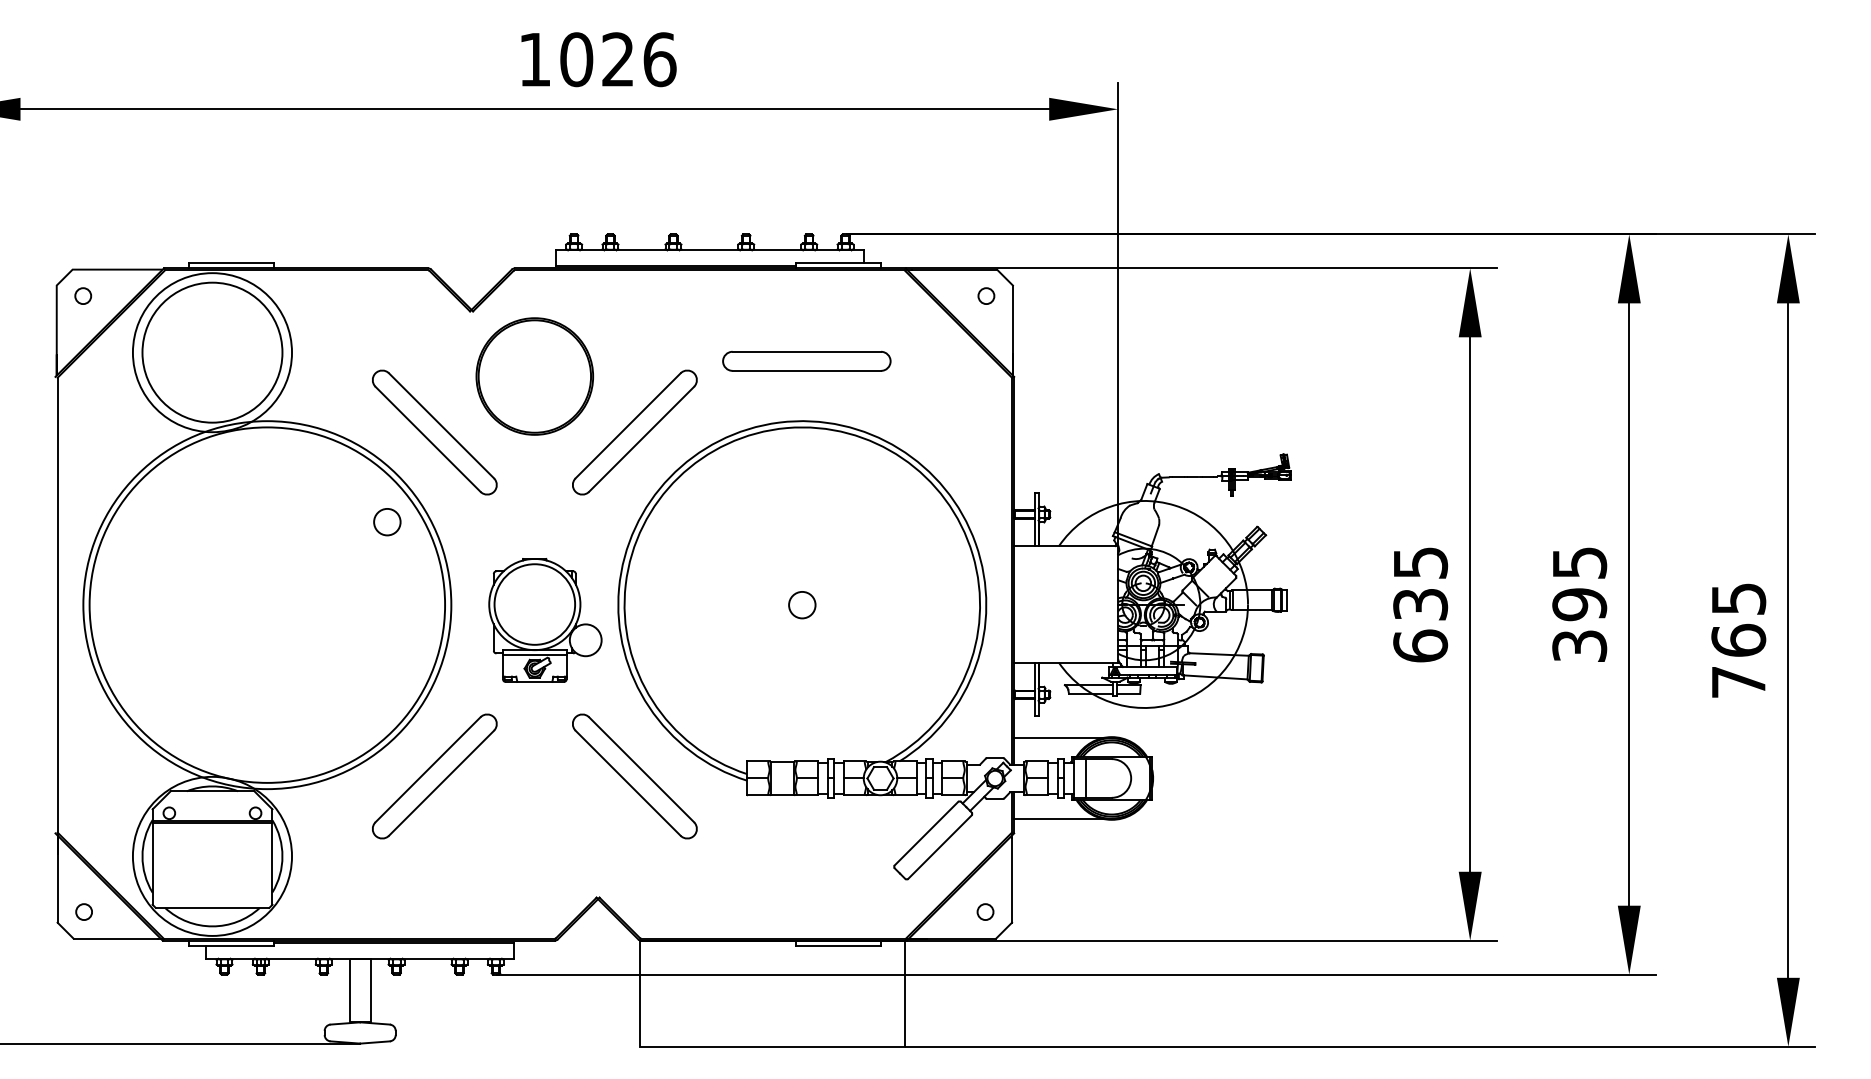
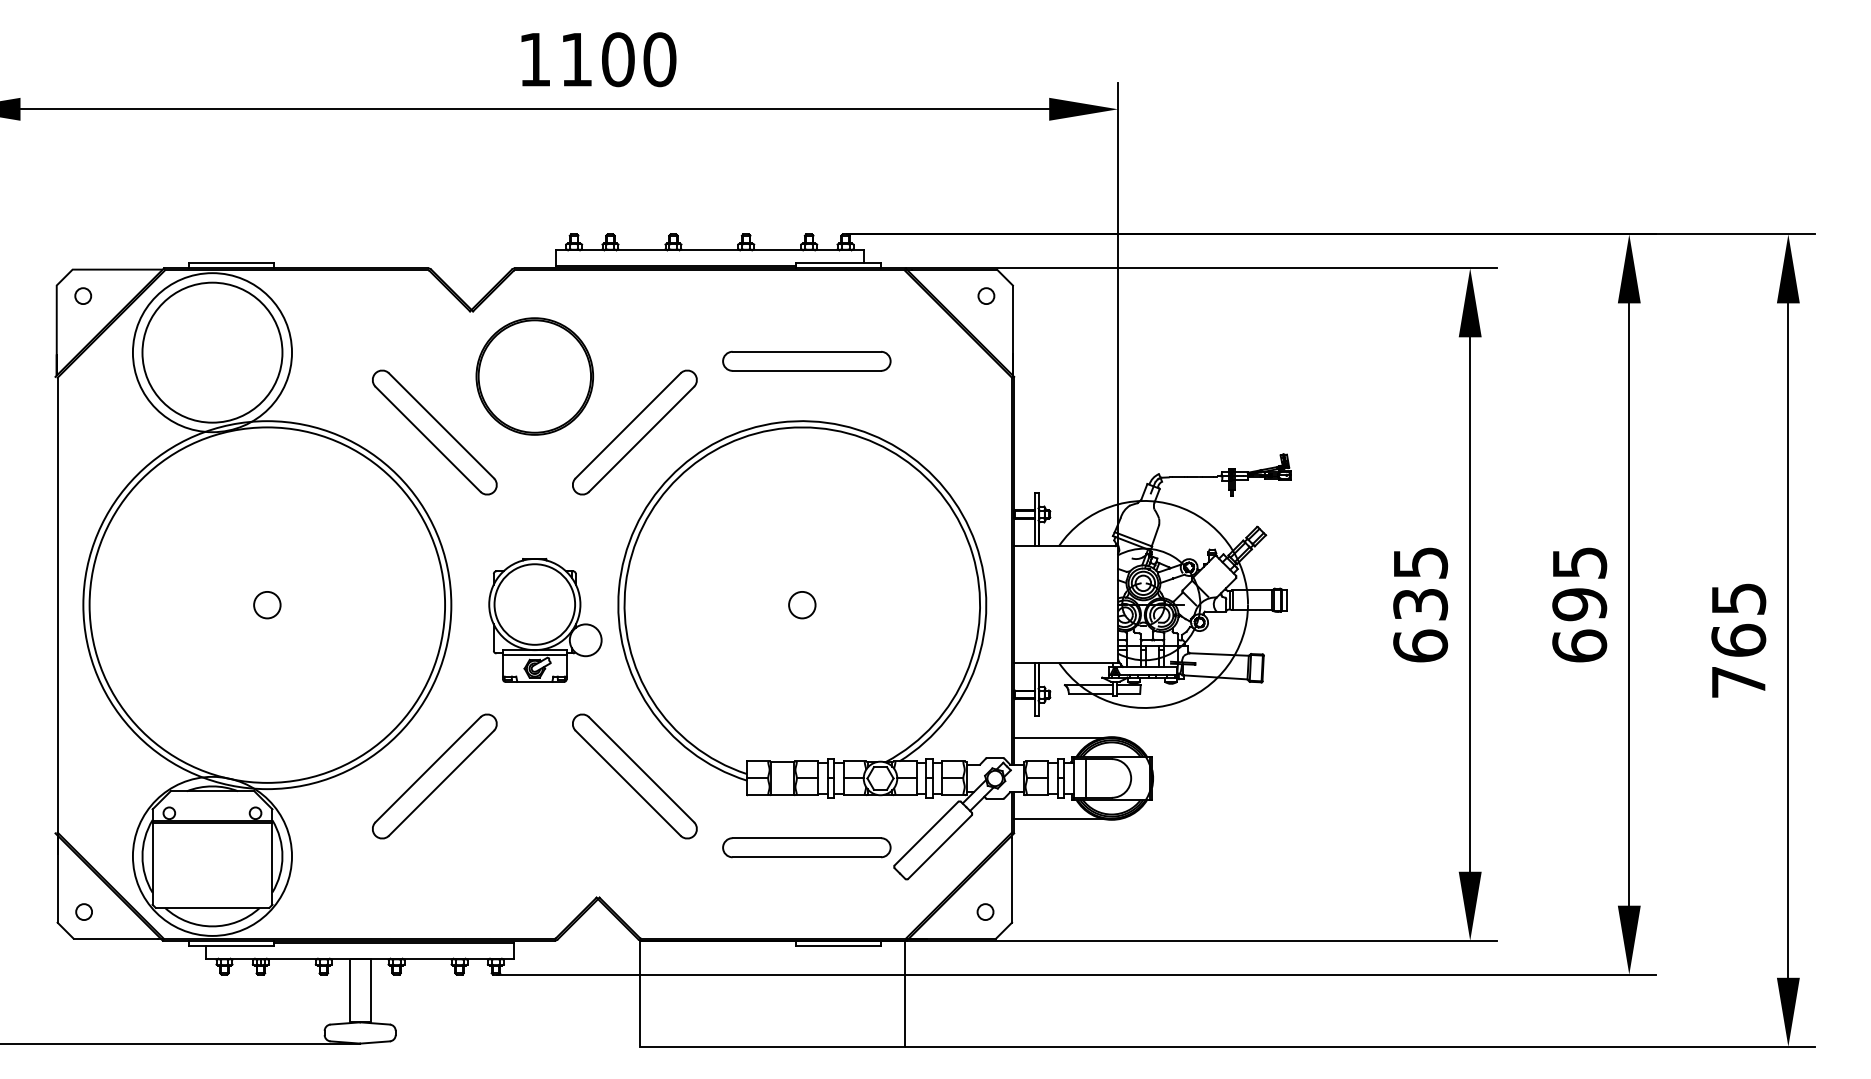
text: 1026 -> 1100 (618, 59)
circle position: (387, 522) -> (267, 605) (267, 605)
text: 395 -> 695 (1579, 645)
part: none -> present (806, 847)
